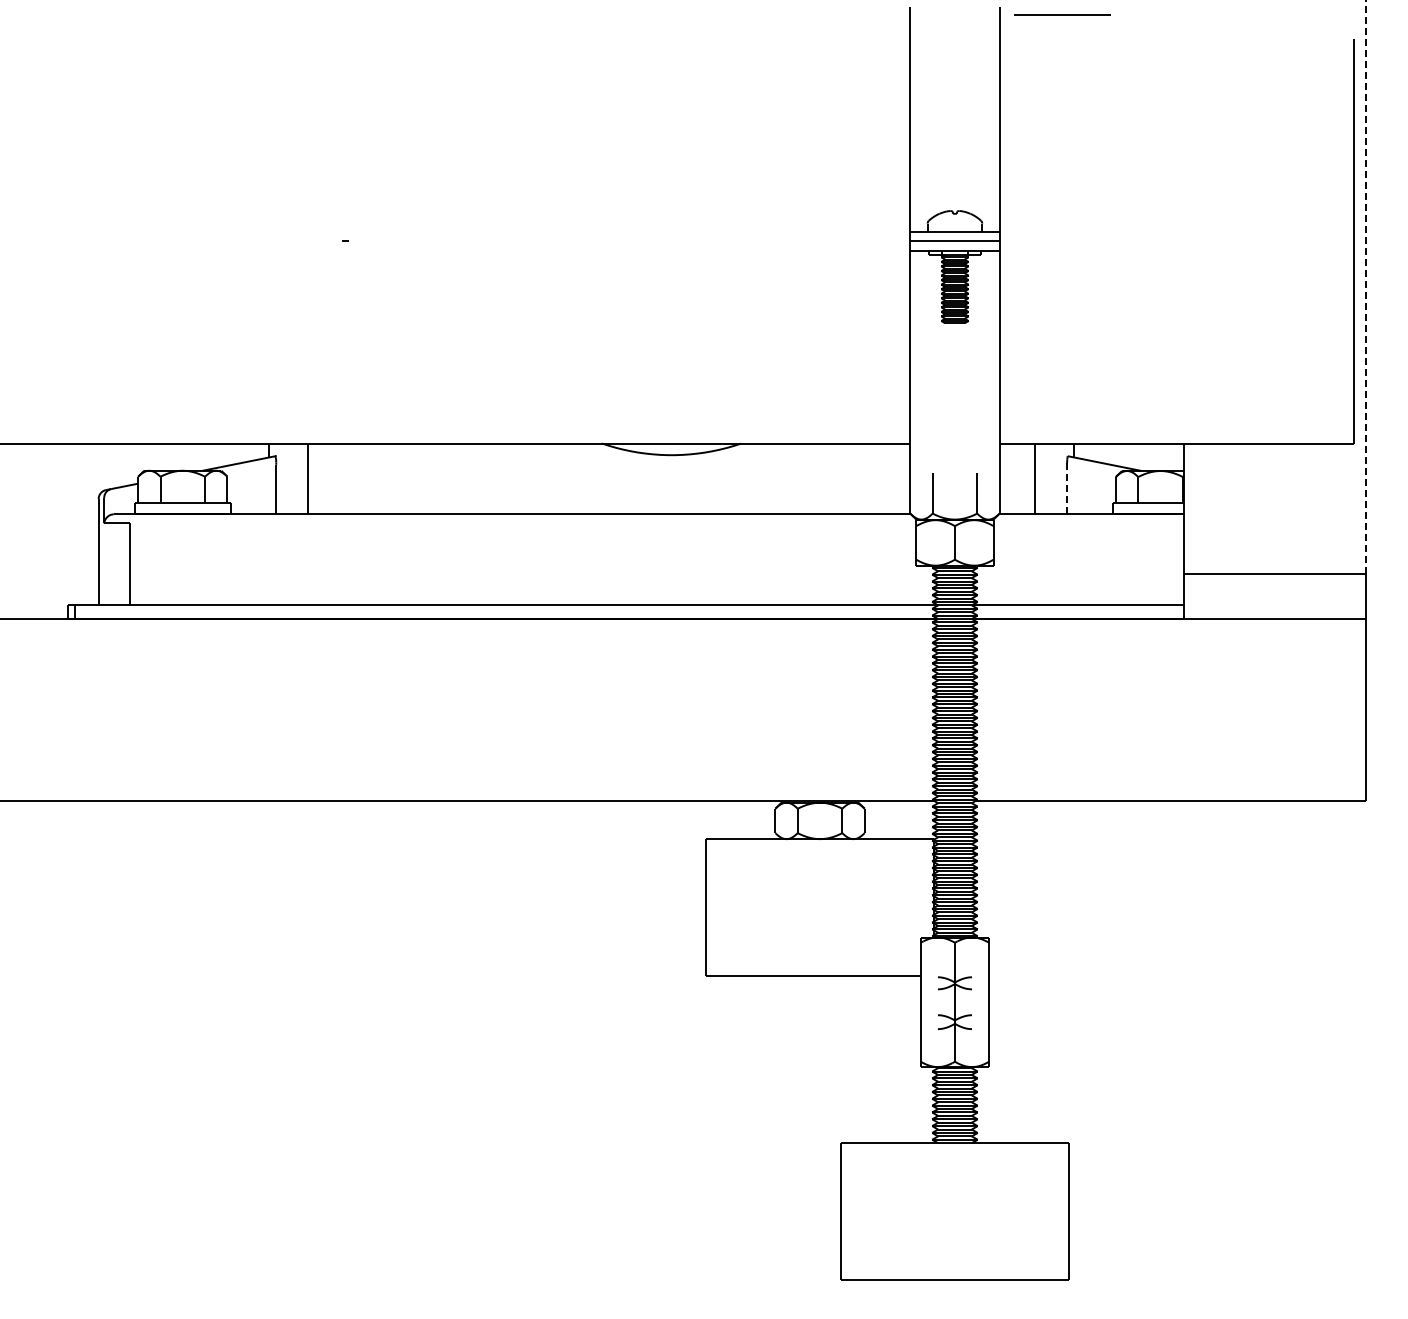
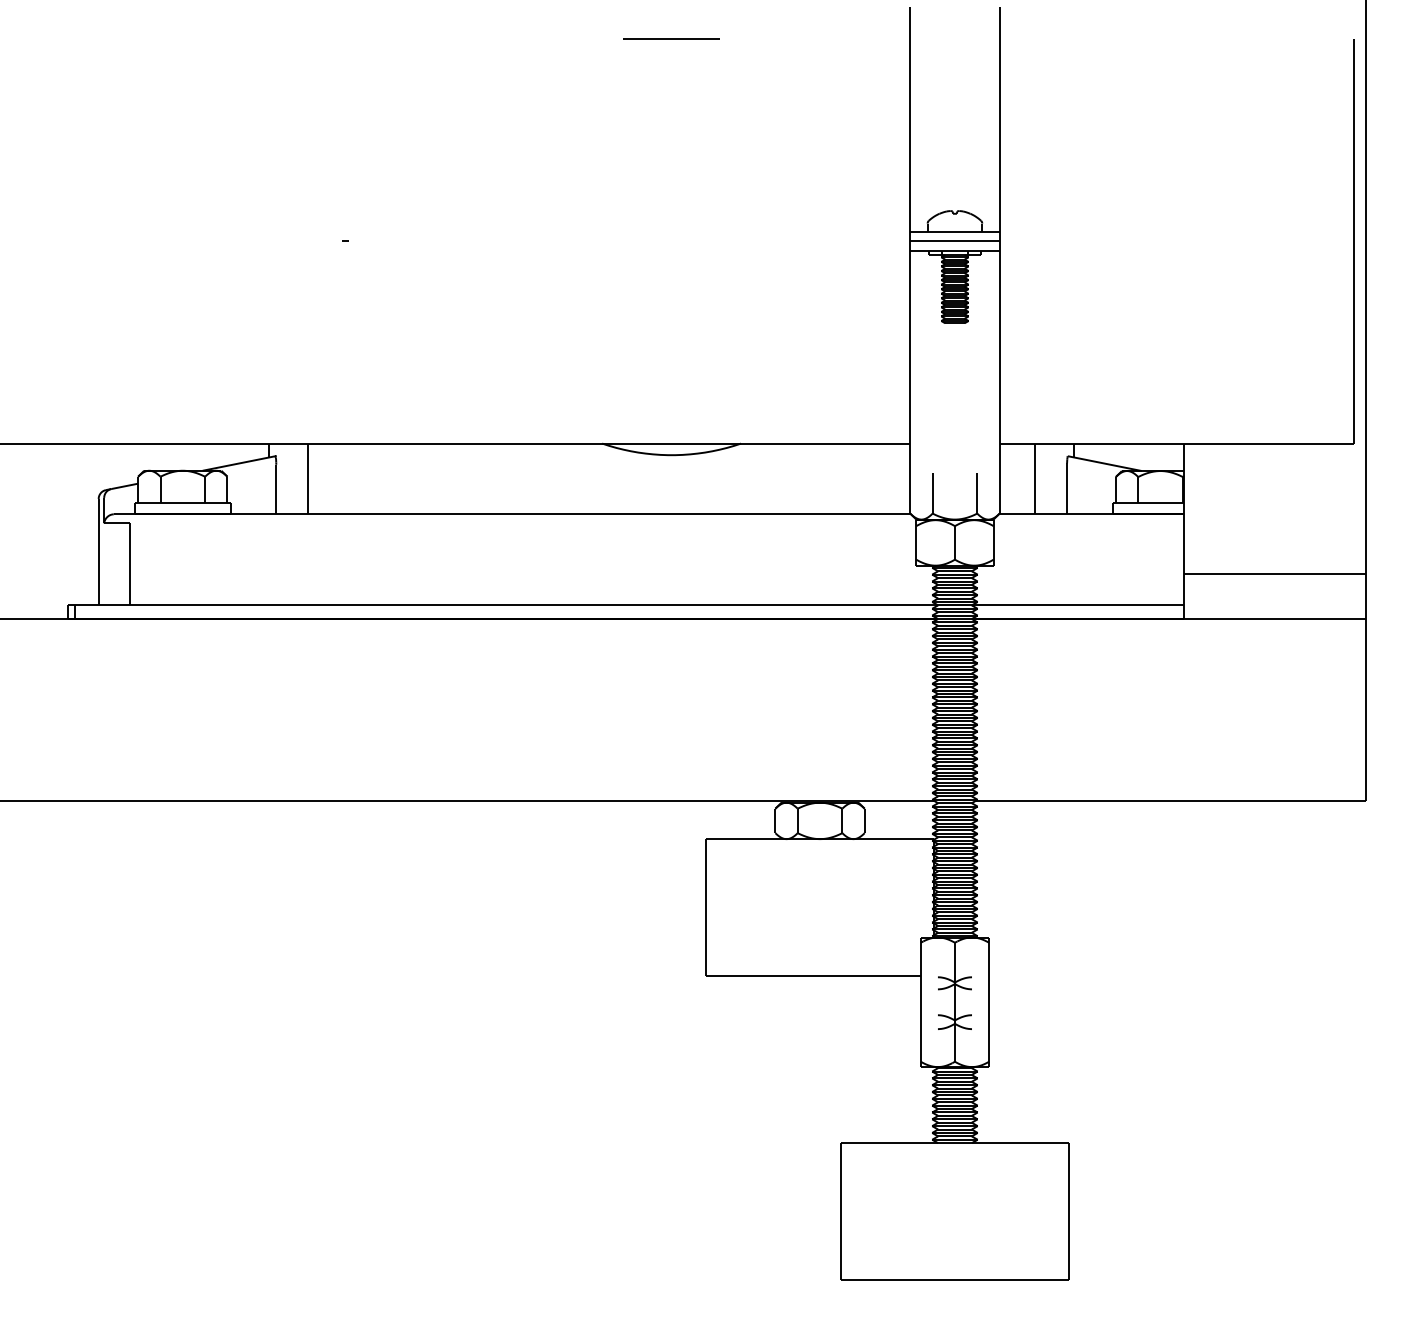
line position: (1062, 14) -> (671, 38) (671, 38)
line: dashed -> solid (1365, 287)
line: dashed -> solid (1067, 489)
